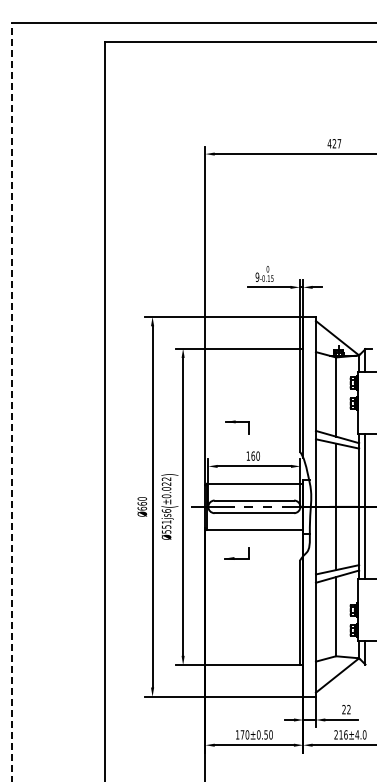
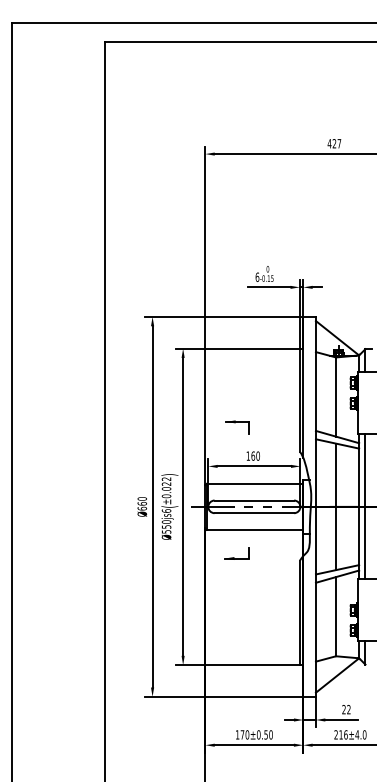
text: 9 -> 6 (257, 276)
line: dashed -> solid (11, 402)
text: Ø551 -> Ø550 (166, 521)
